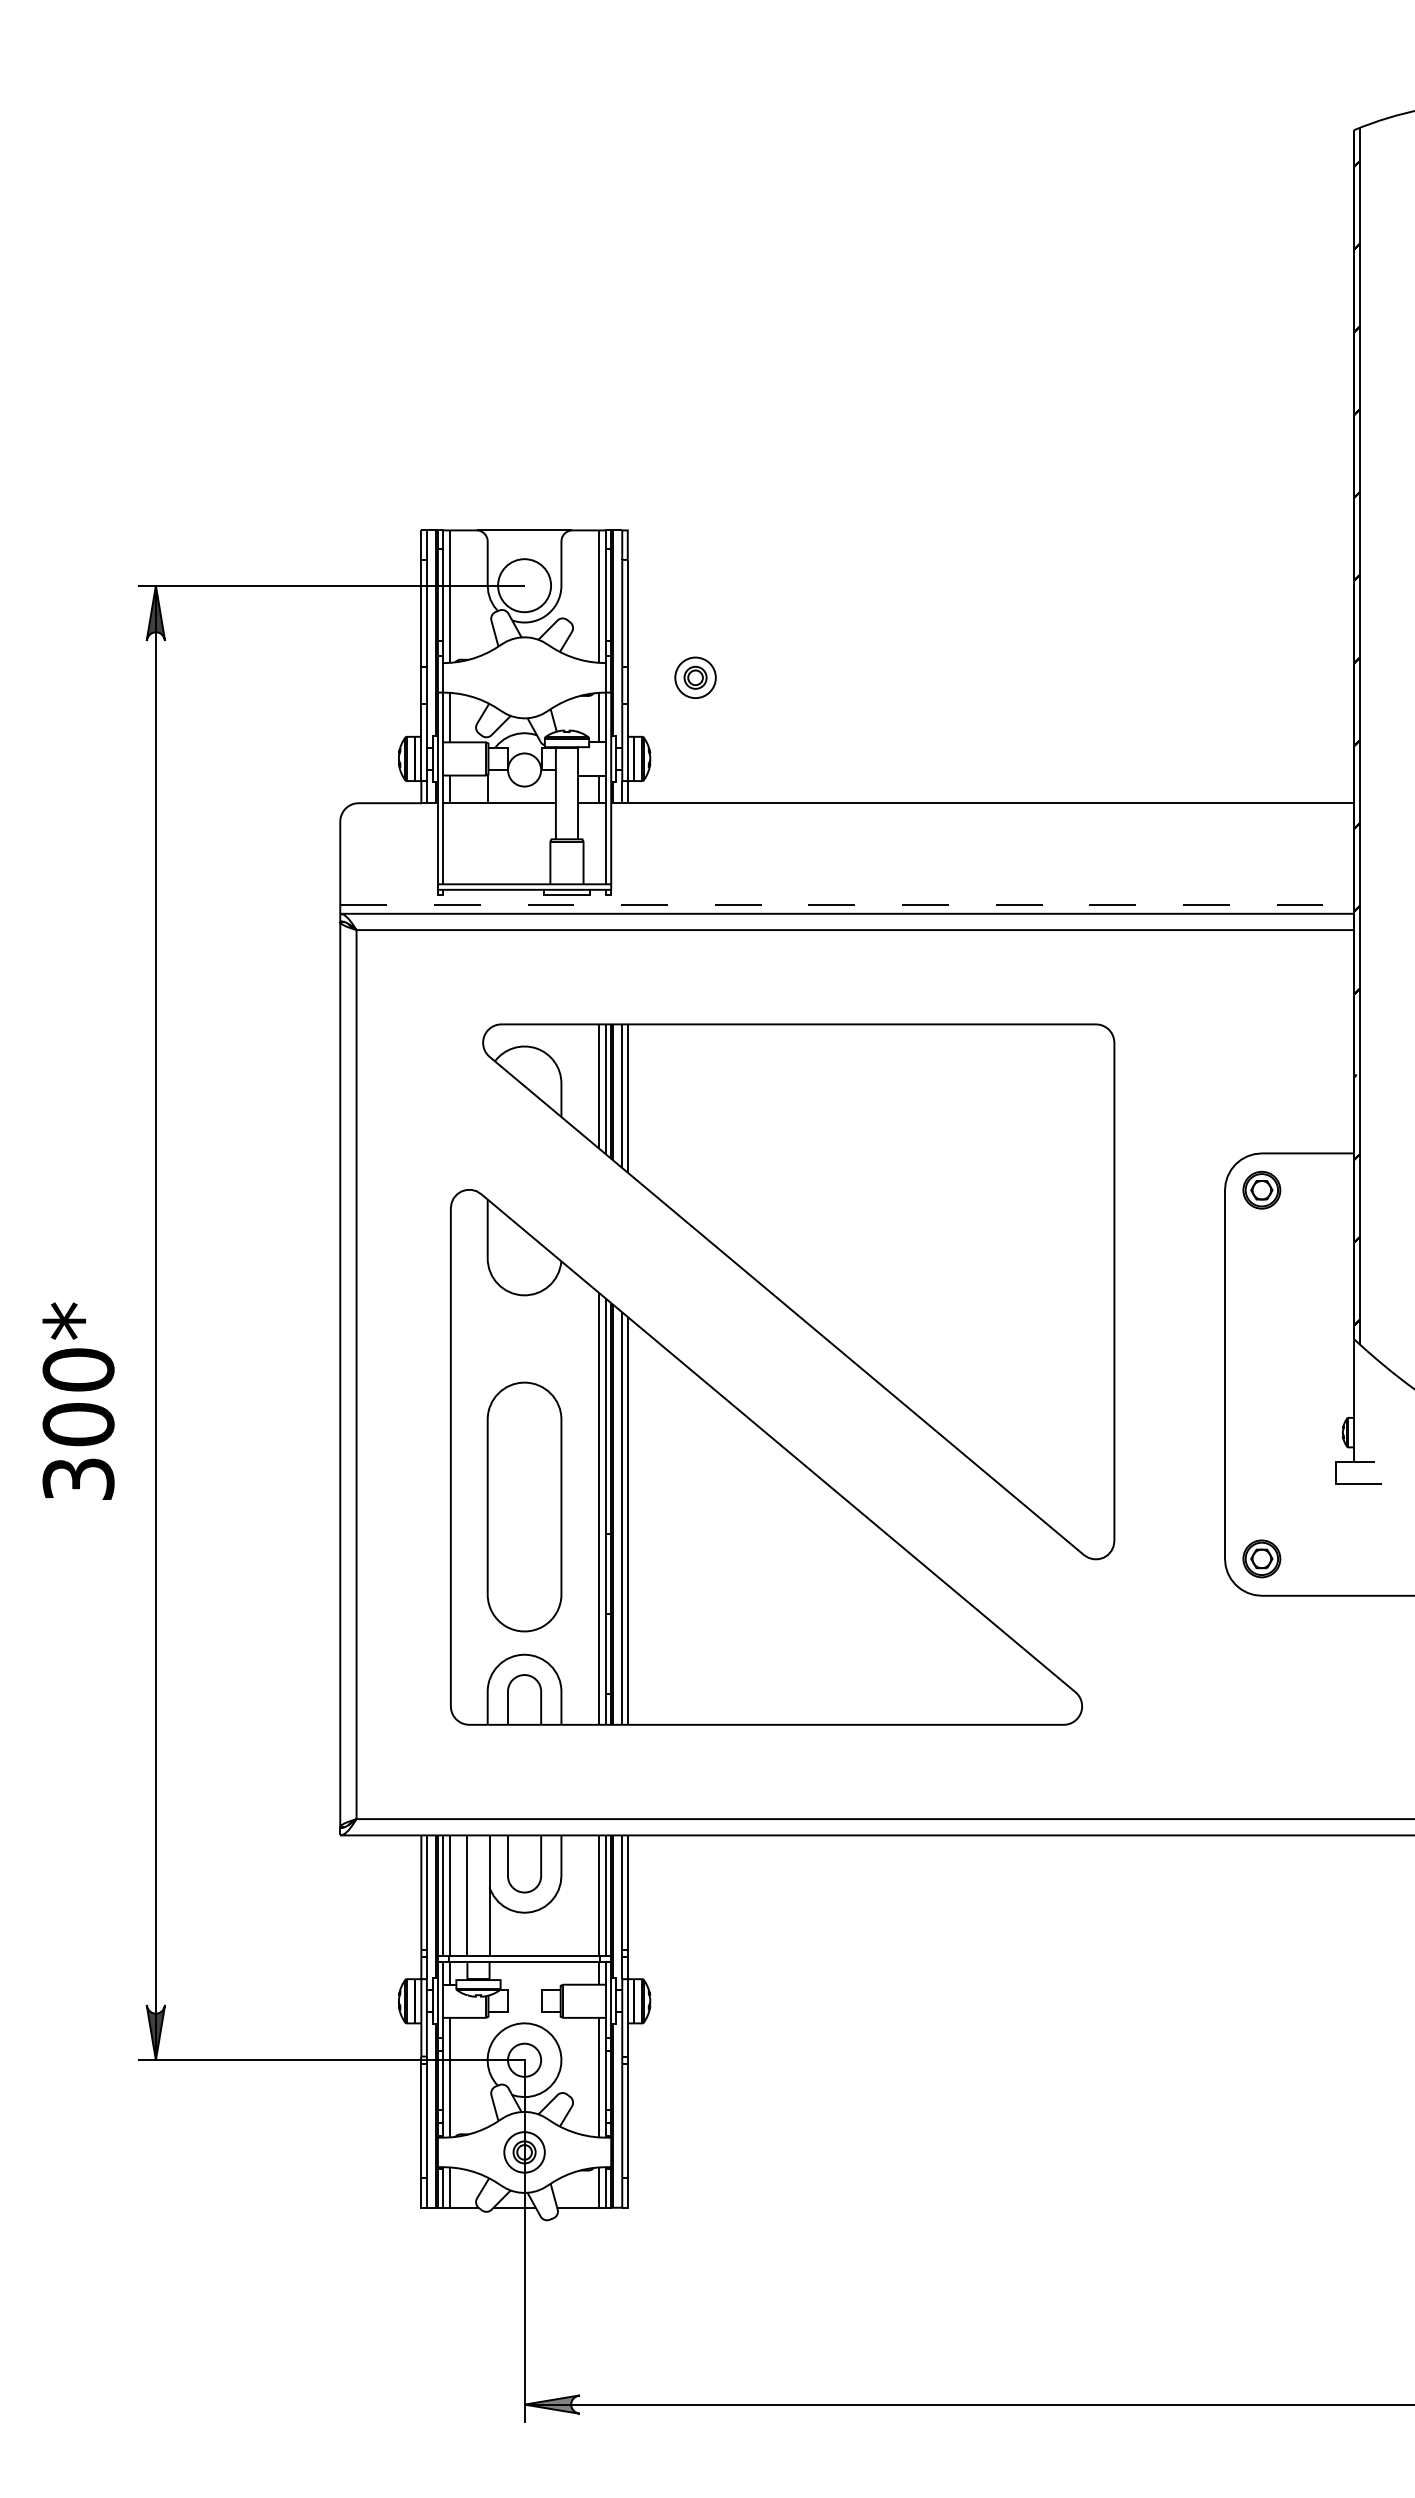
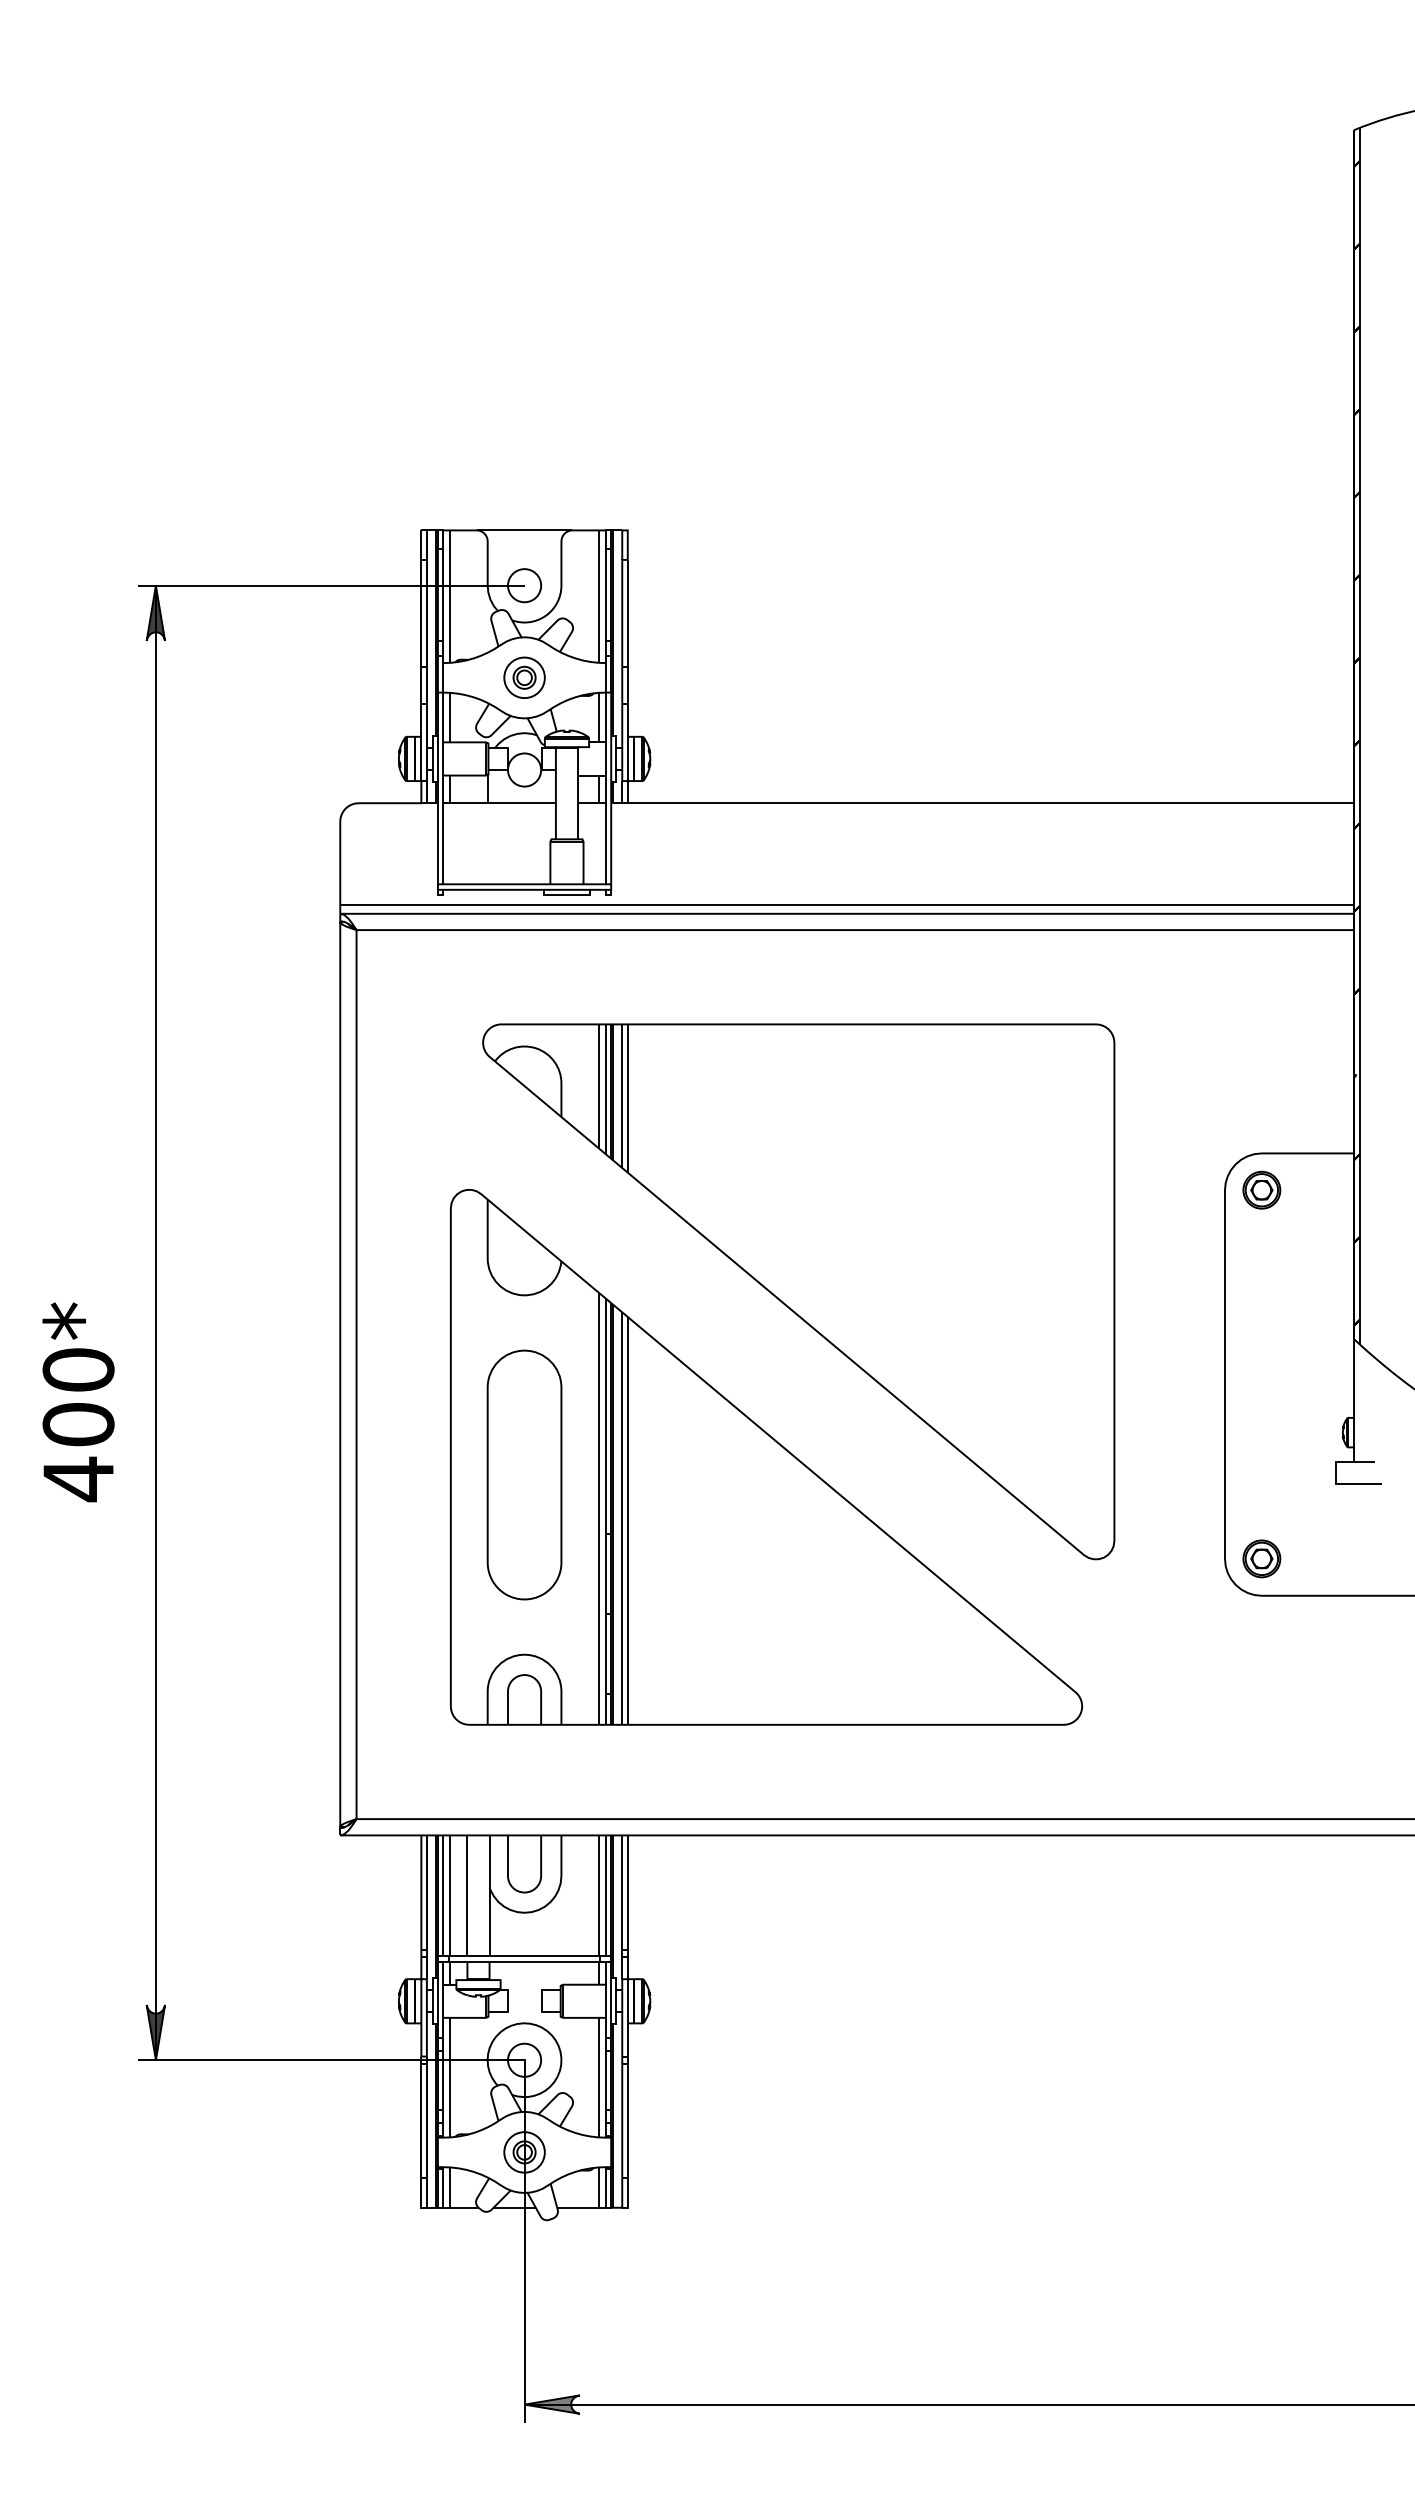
circle diameter: 53 px -> 33 px (524, 585)
part position: (695, 677) -> (524, 677) (524, 677)
line: dashed -> solid (847, 904)
text: 300* -> 400* (78, 1479)
part position: (524, 1506) -> (524, 1474) (524, 1474)
